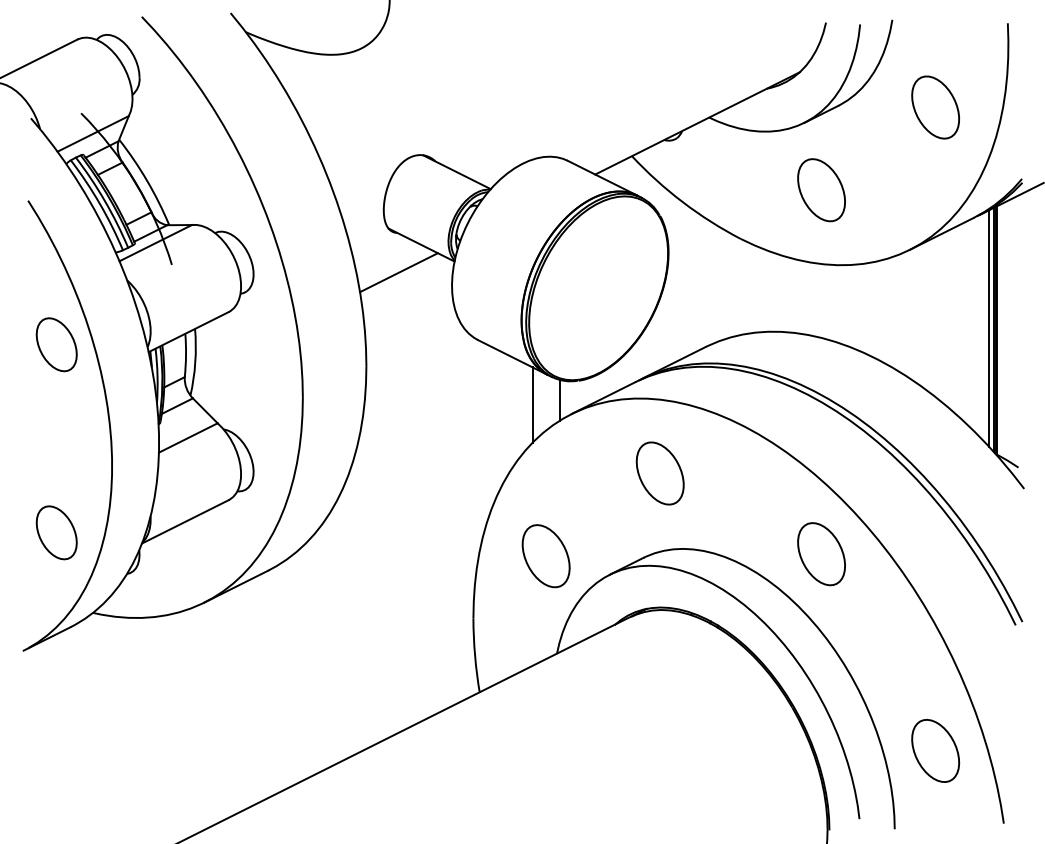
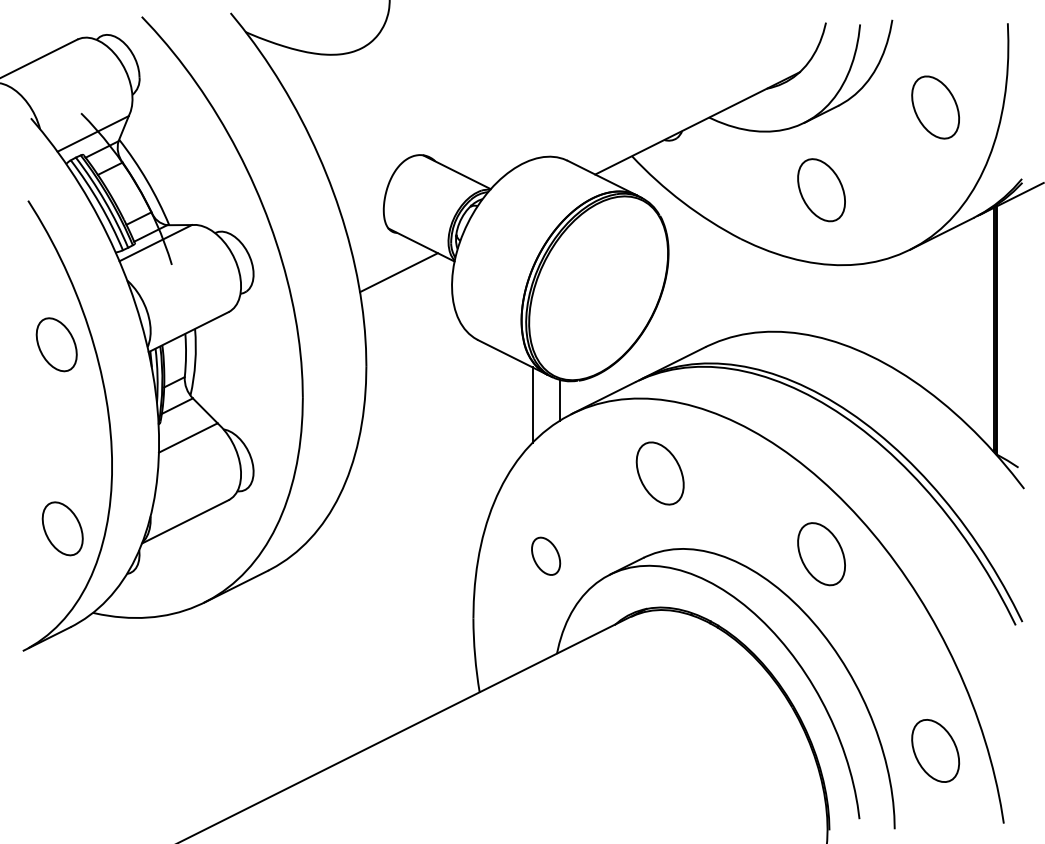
line: present -> none (989, 328)
part position: (56, 532) -> (62, 528) (62, 528)
part size: 50x65 px -> 31x40 px (546, 555)
